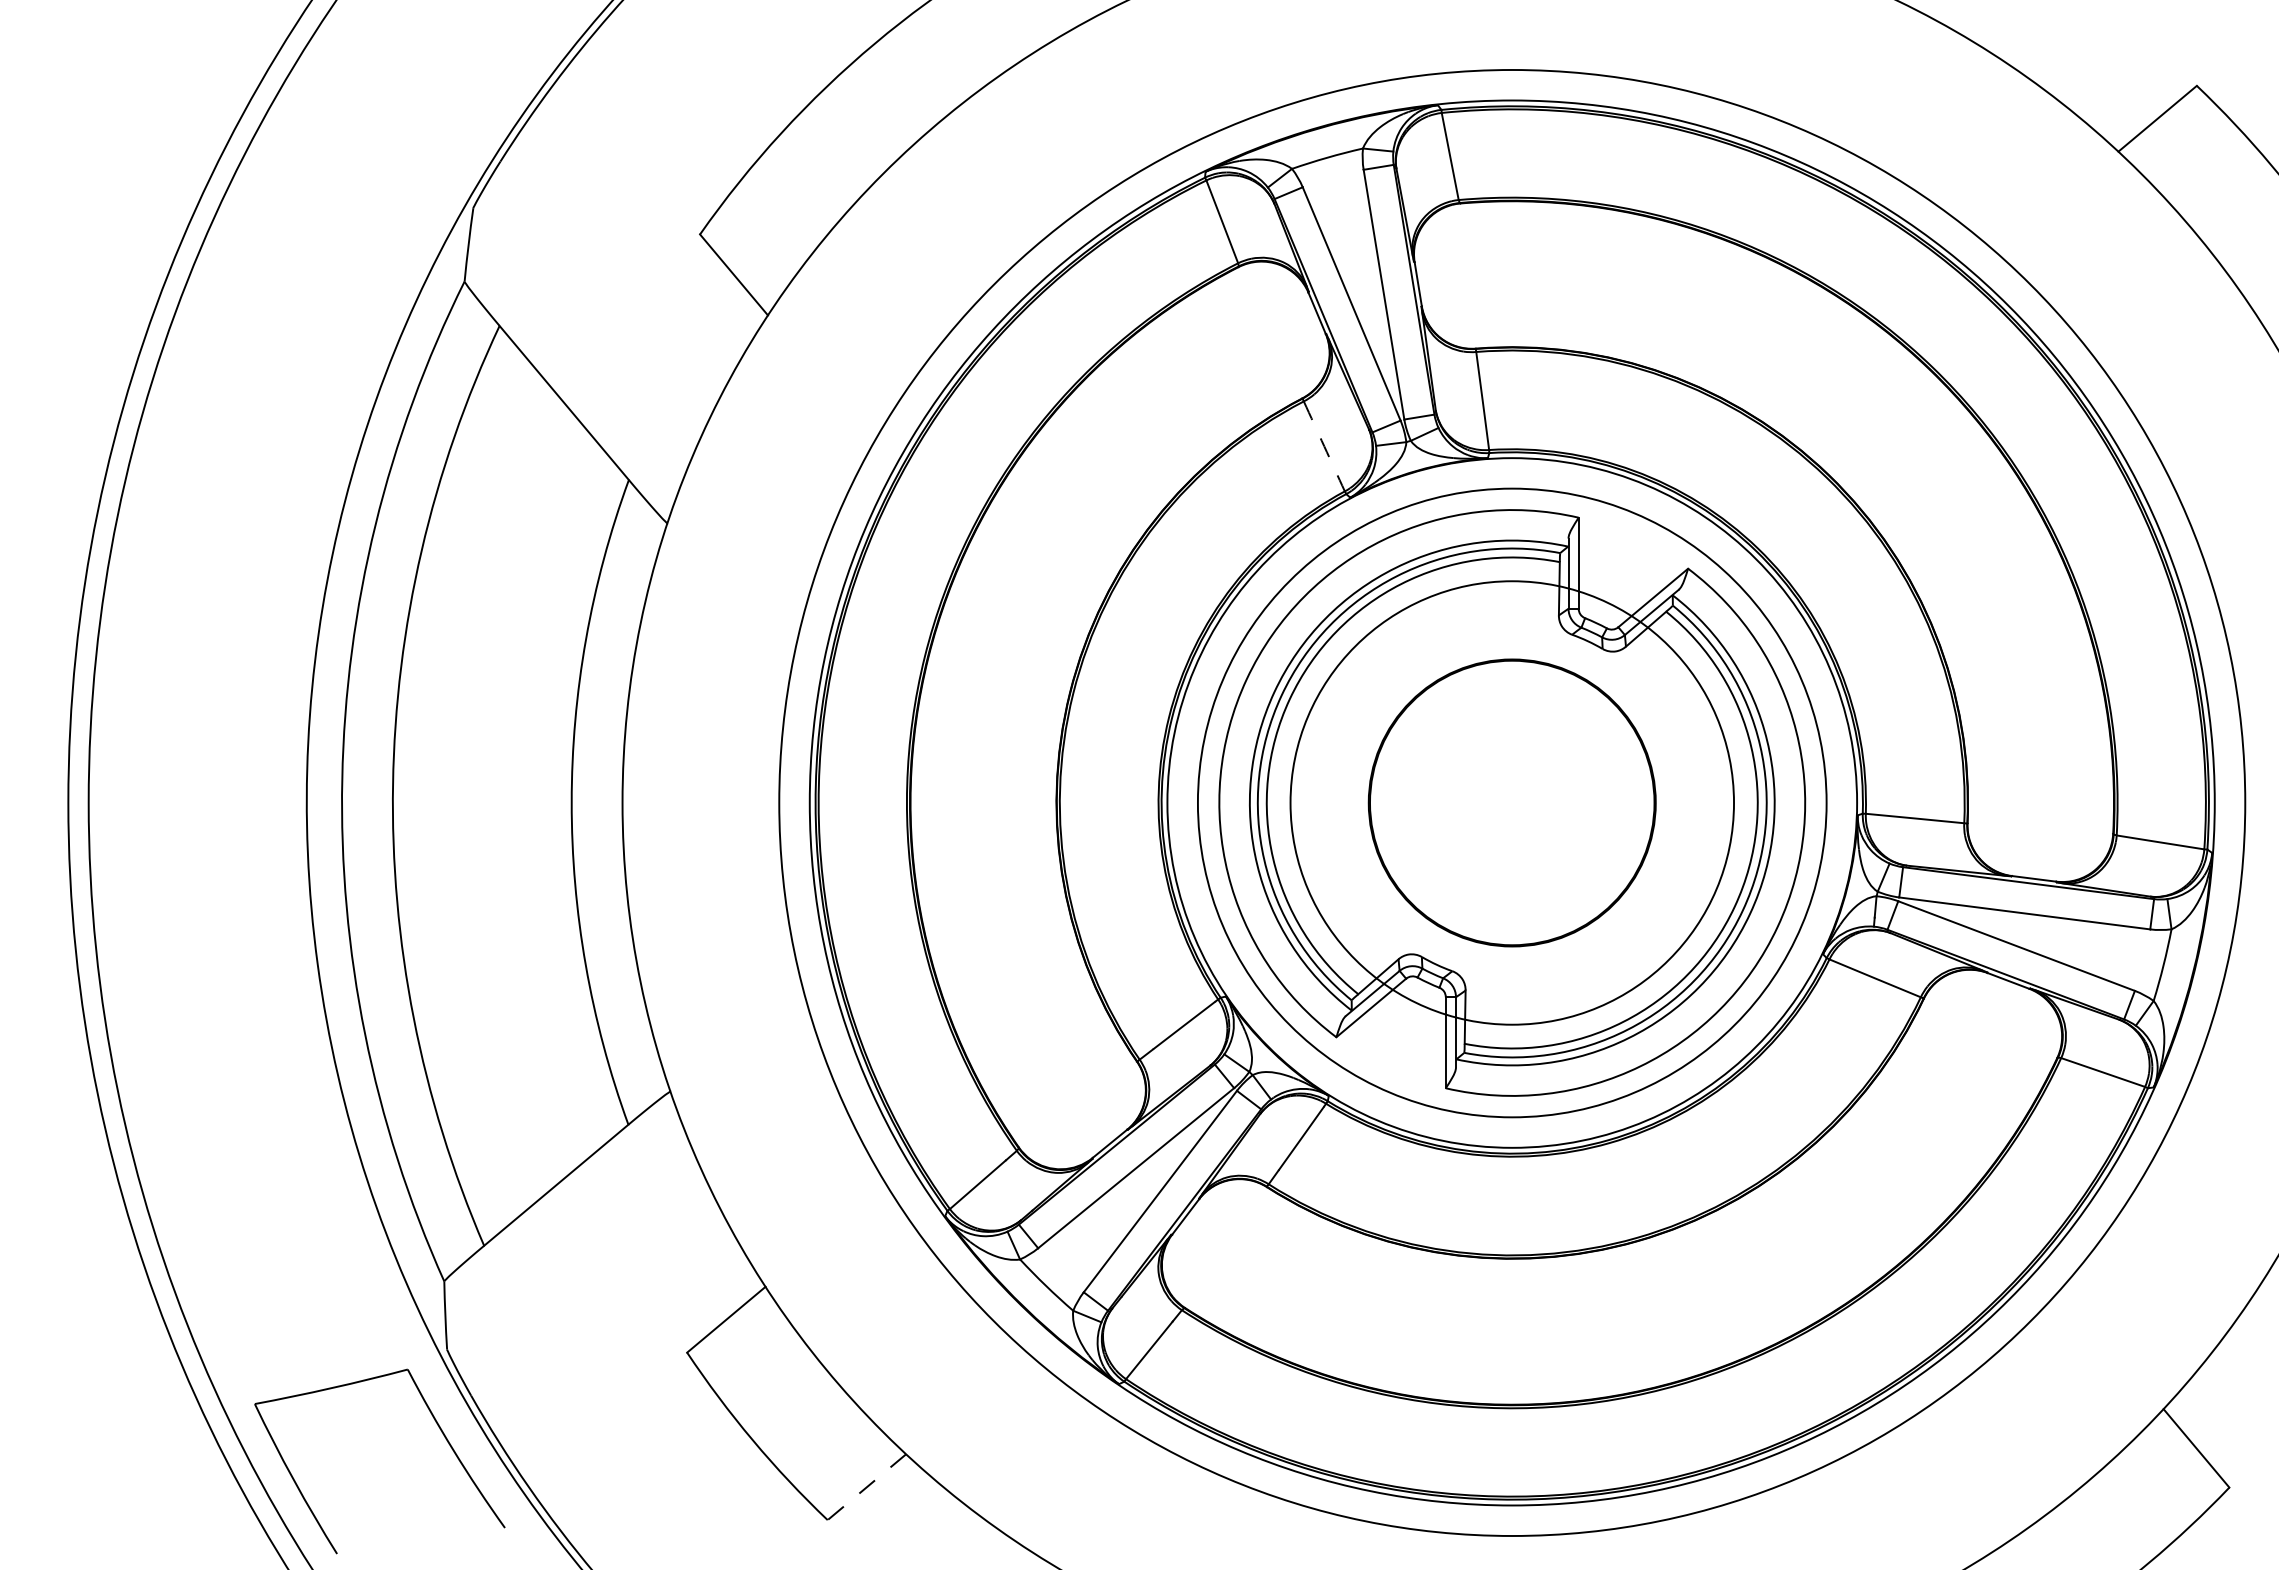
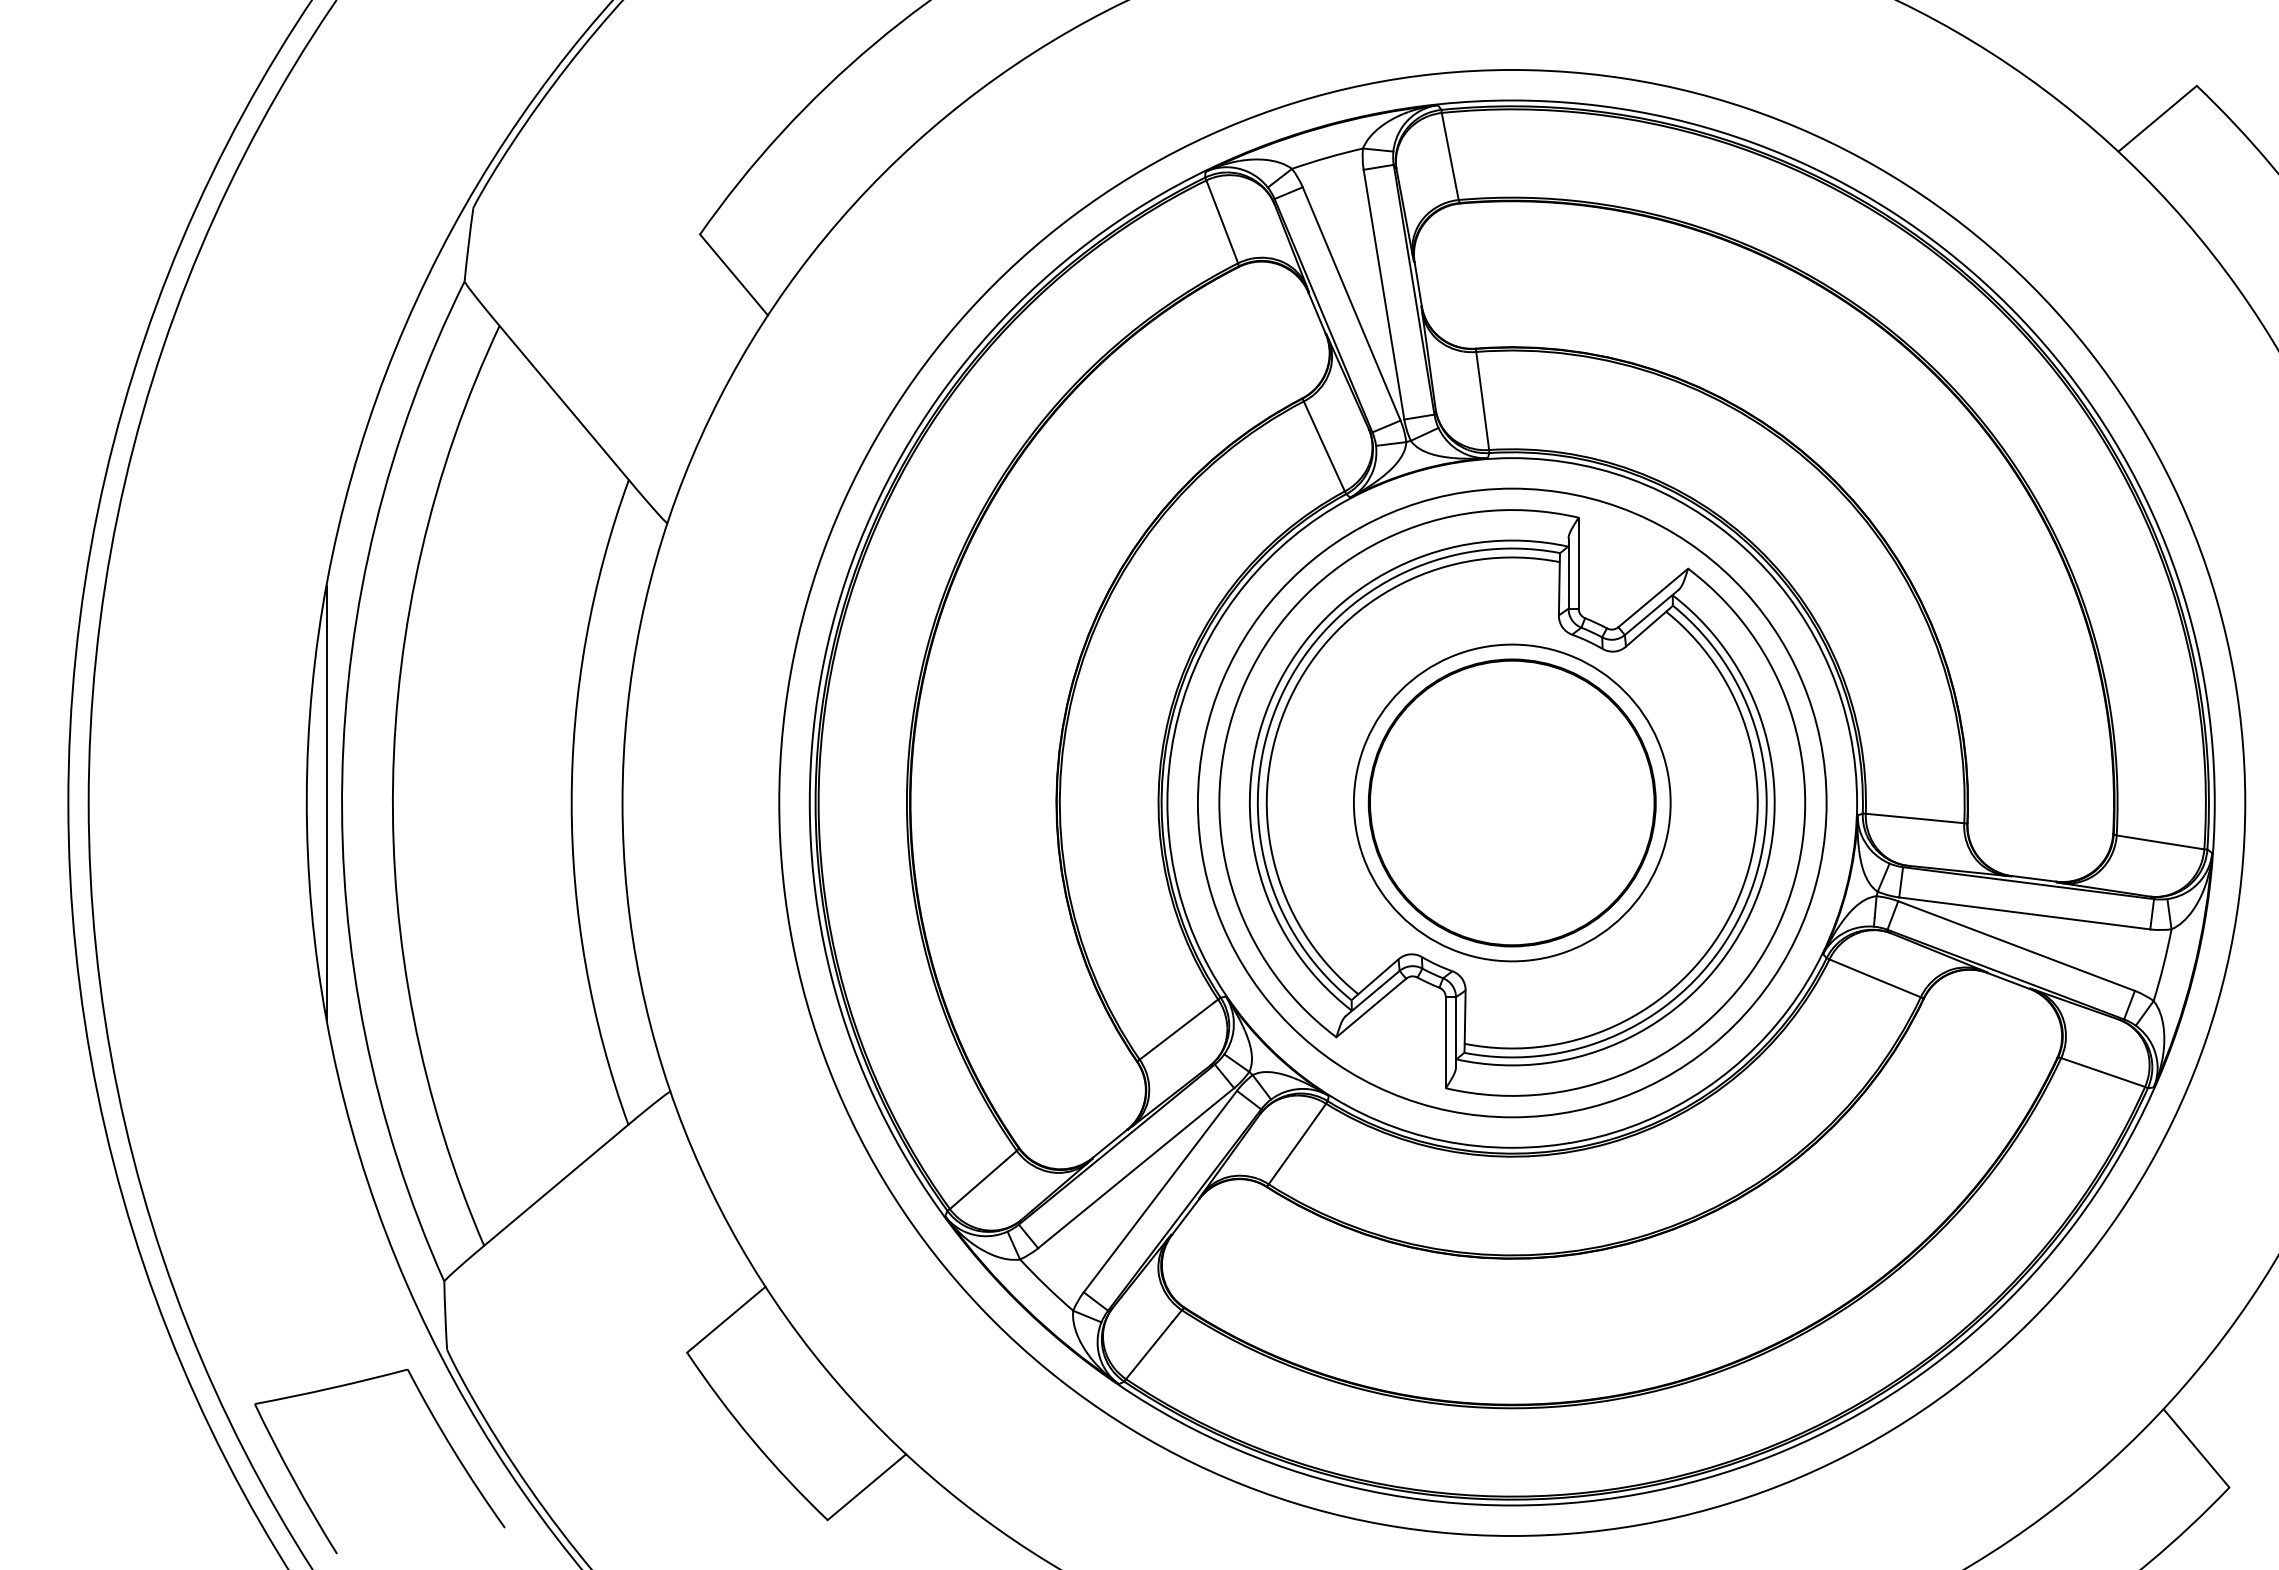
arc: dashed -> solid (1324, 446)
line: none -> present (327, 802)
circle diameter: 443 px -> 317 px (1511, 802)
line: dashed -> solid (866, 1487)
